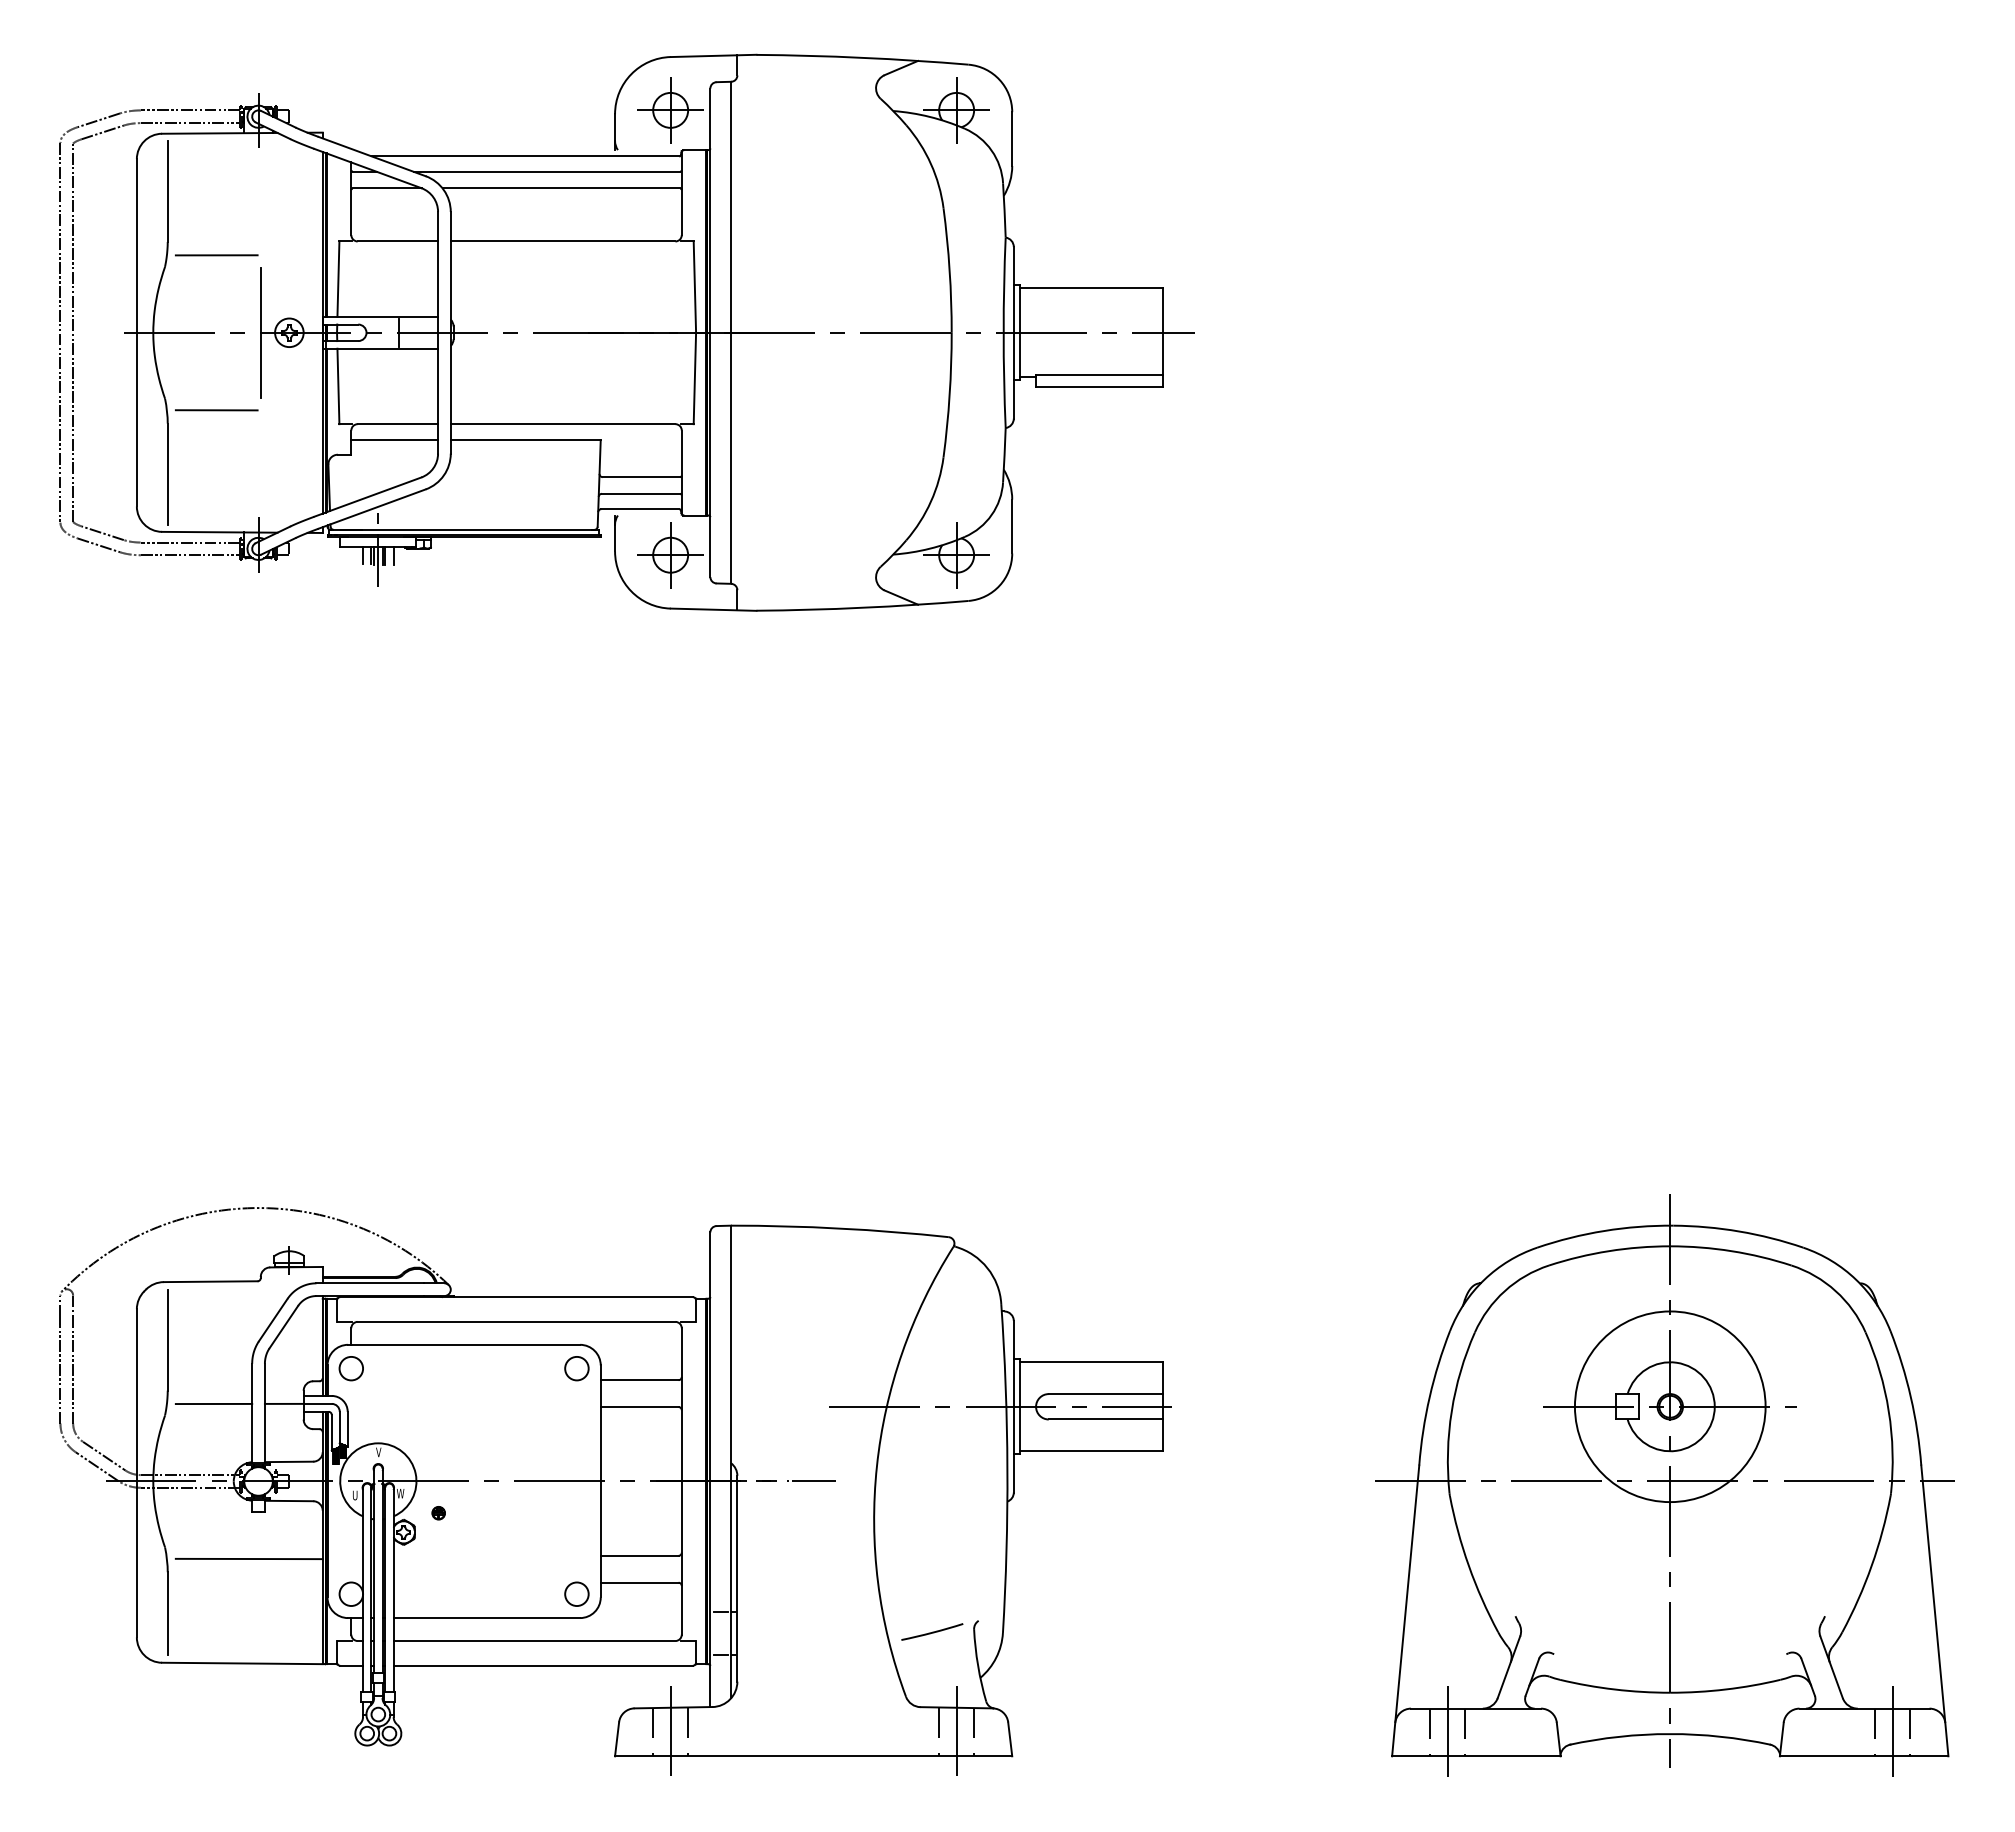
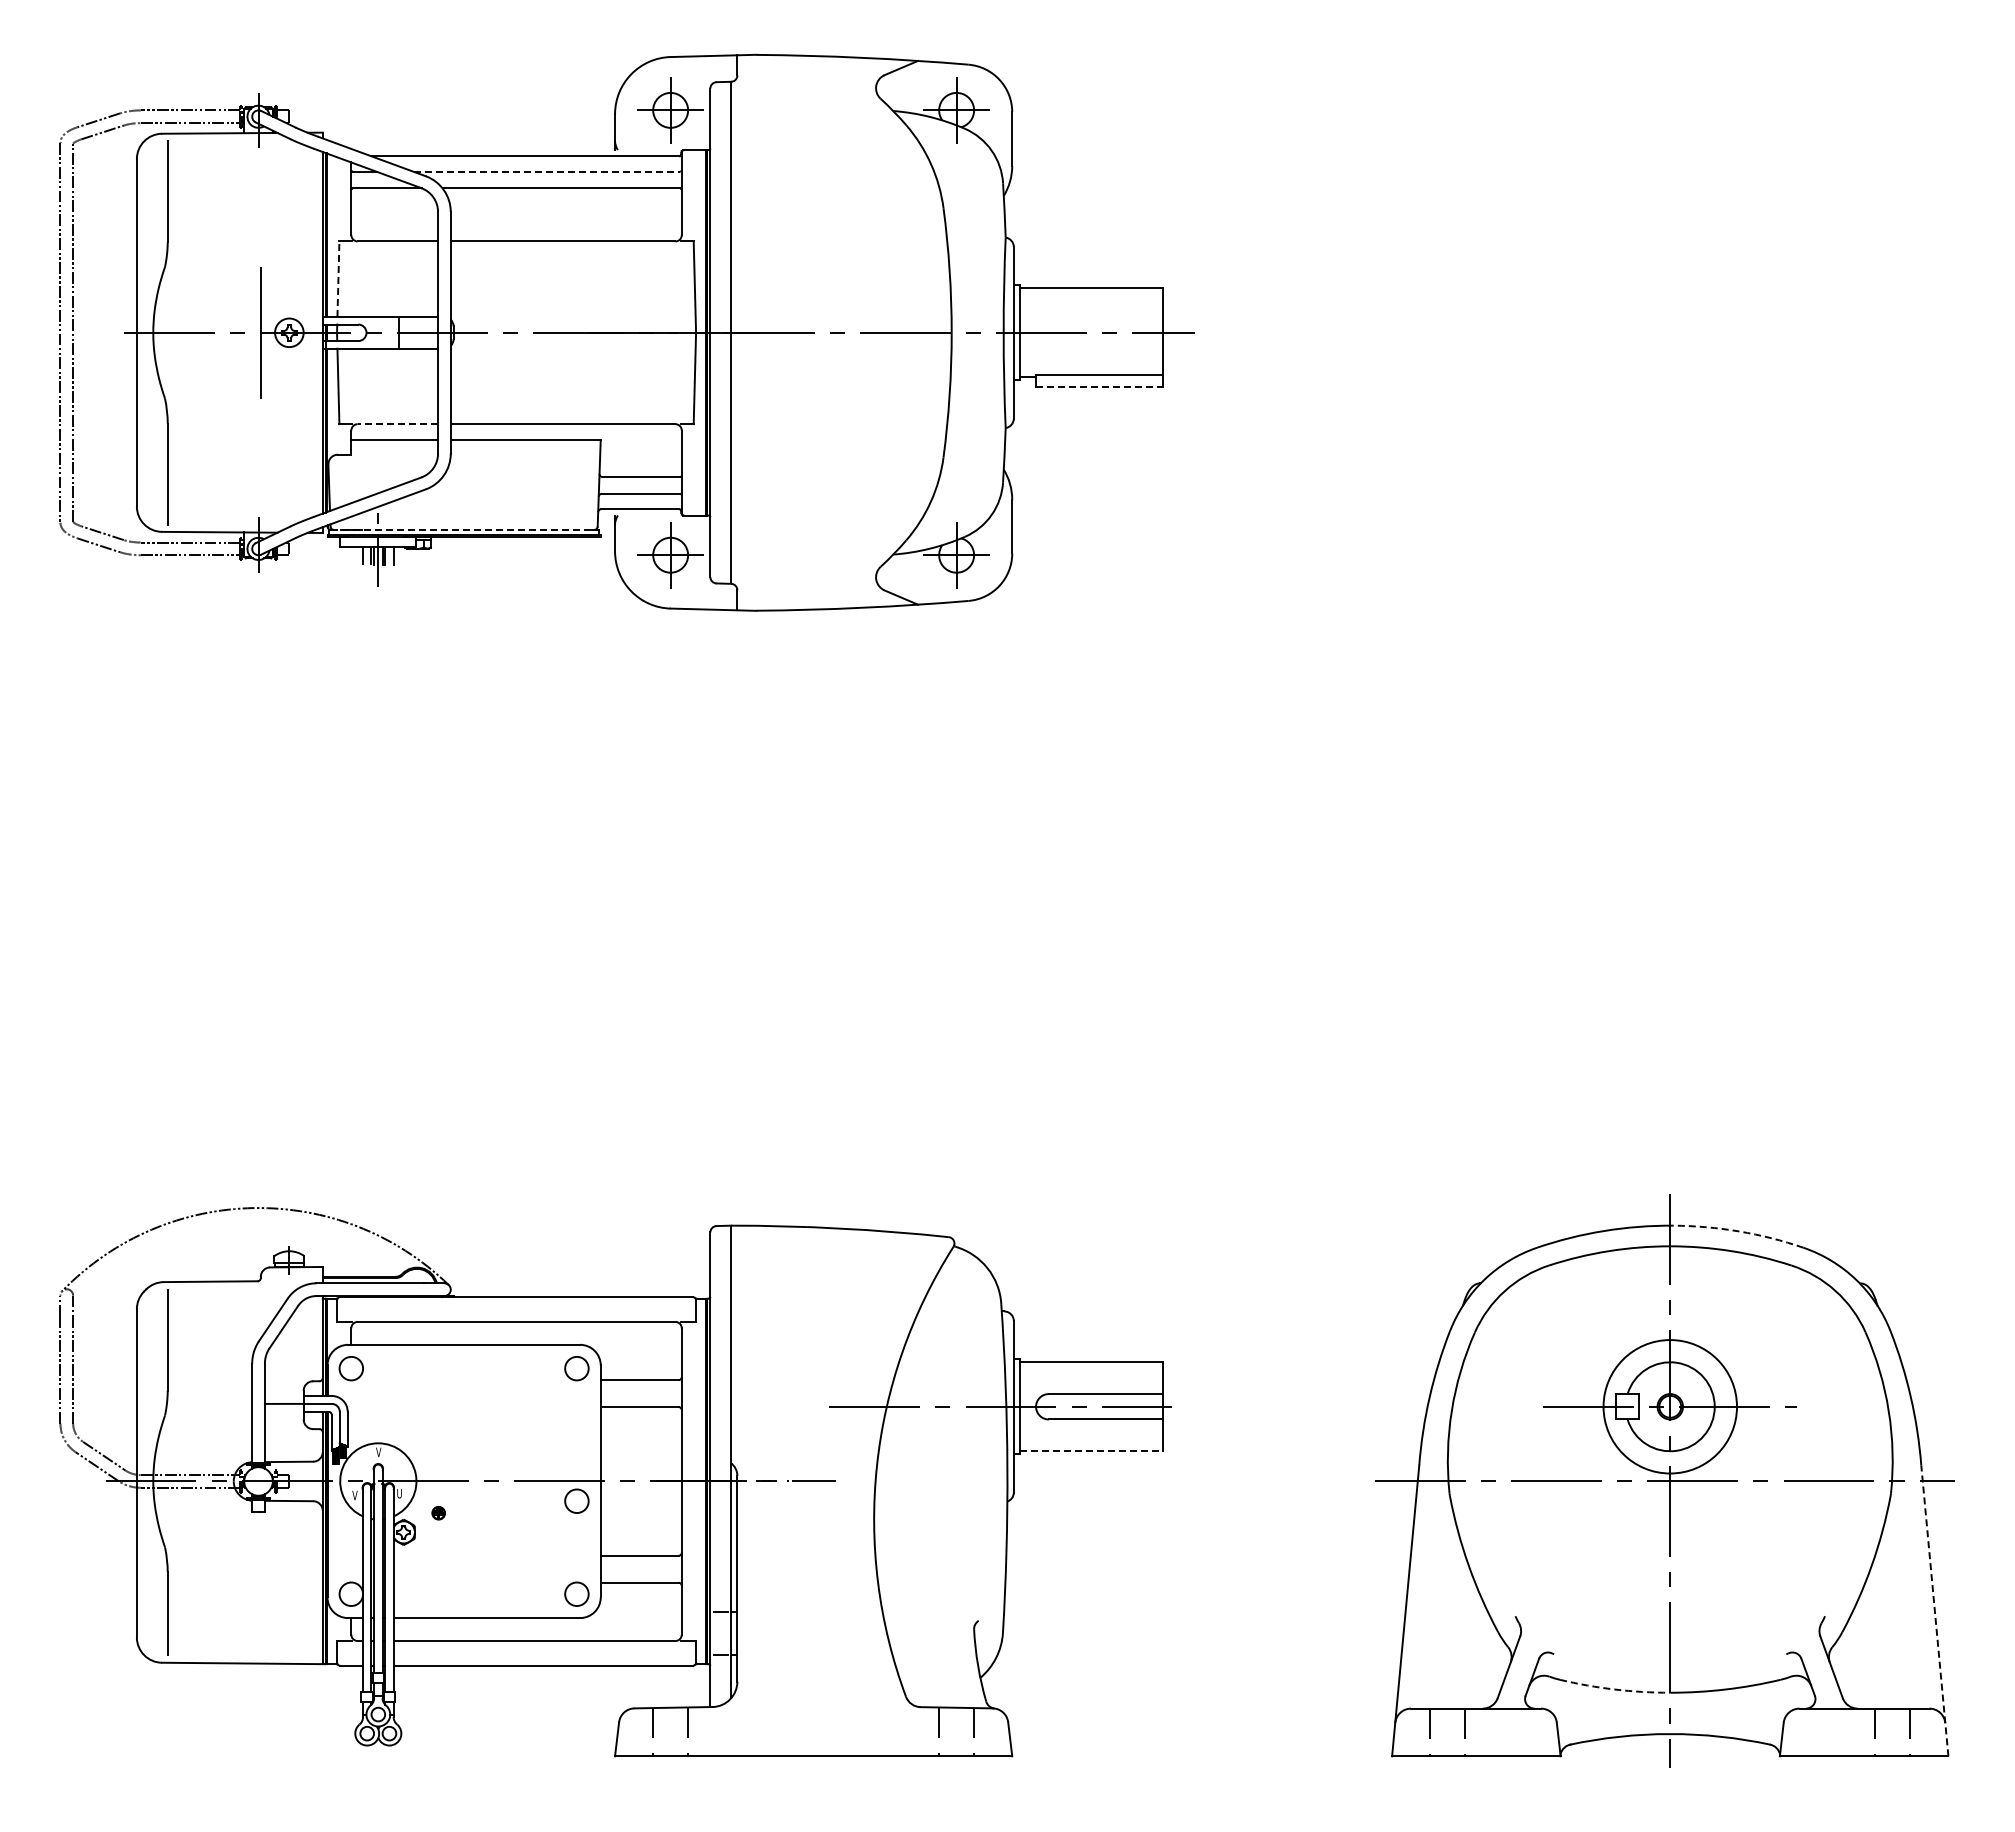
line: solid -> dashed (547, 171)
line: present -> none (216, 255)
line: solid -> dashed (338, 279)
line: solid -> dashed (1099, 386)
line: present -> none (216, 410)
line: solid -> dashed (397, 424)
line: solid -> dashed (462, 529)
arc: solid -> dashed (1739, 1231)
line: present -> none (213, 1403)
circle diameter: 191 px -> 133 px (1670, 1406)
line: solid -> dashed (1092, 1451)
text: W -> U (400, 1493)
text: U -> V (354, 1495)
circle: none -> present (576, 1500)
line: present -> none (248, 1558)
line: solid -> dashed (1934, 1610)
line: present -> none (932, 1631)
arc: solid -> dashed (1614, 1689)
line: present -> none (670, 1731)
line: present -> none (956, 1731)
line: present -> none (1447, 1732)
line: present -> none (1892, 1732)
